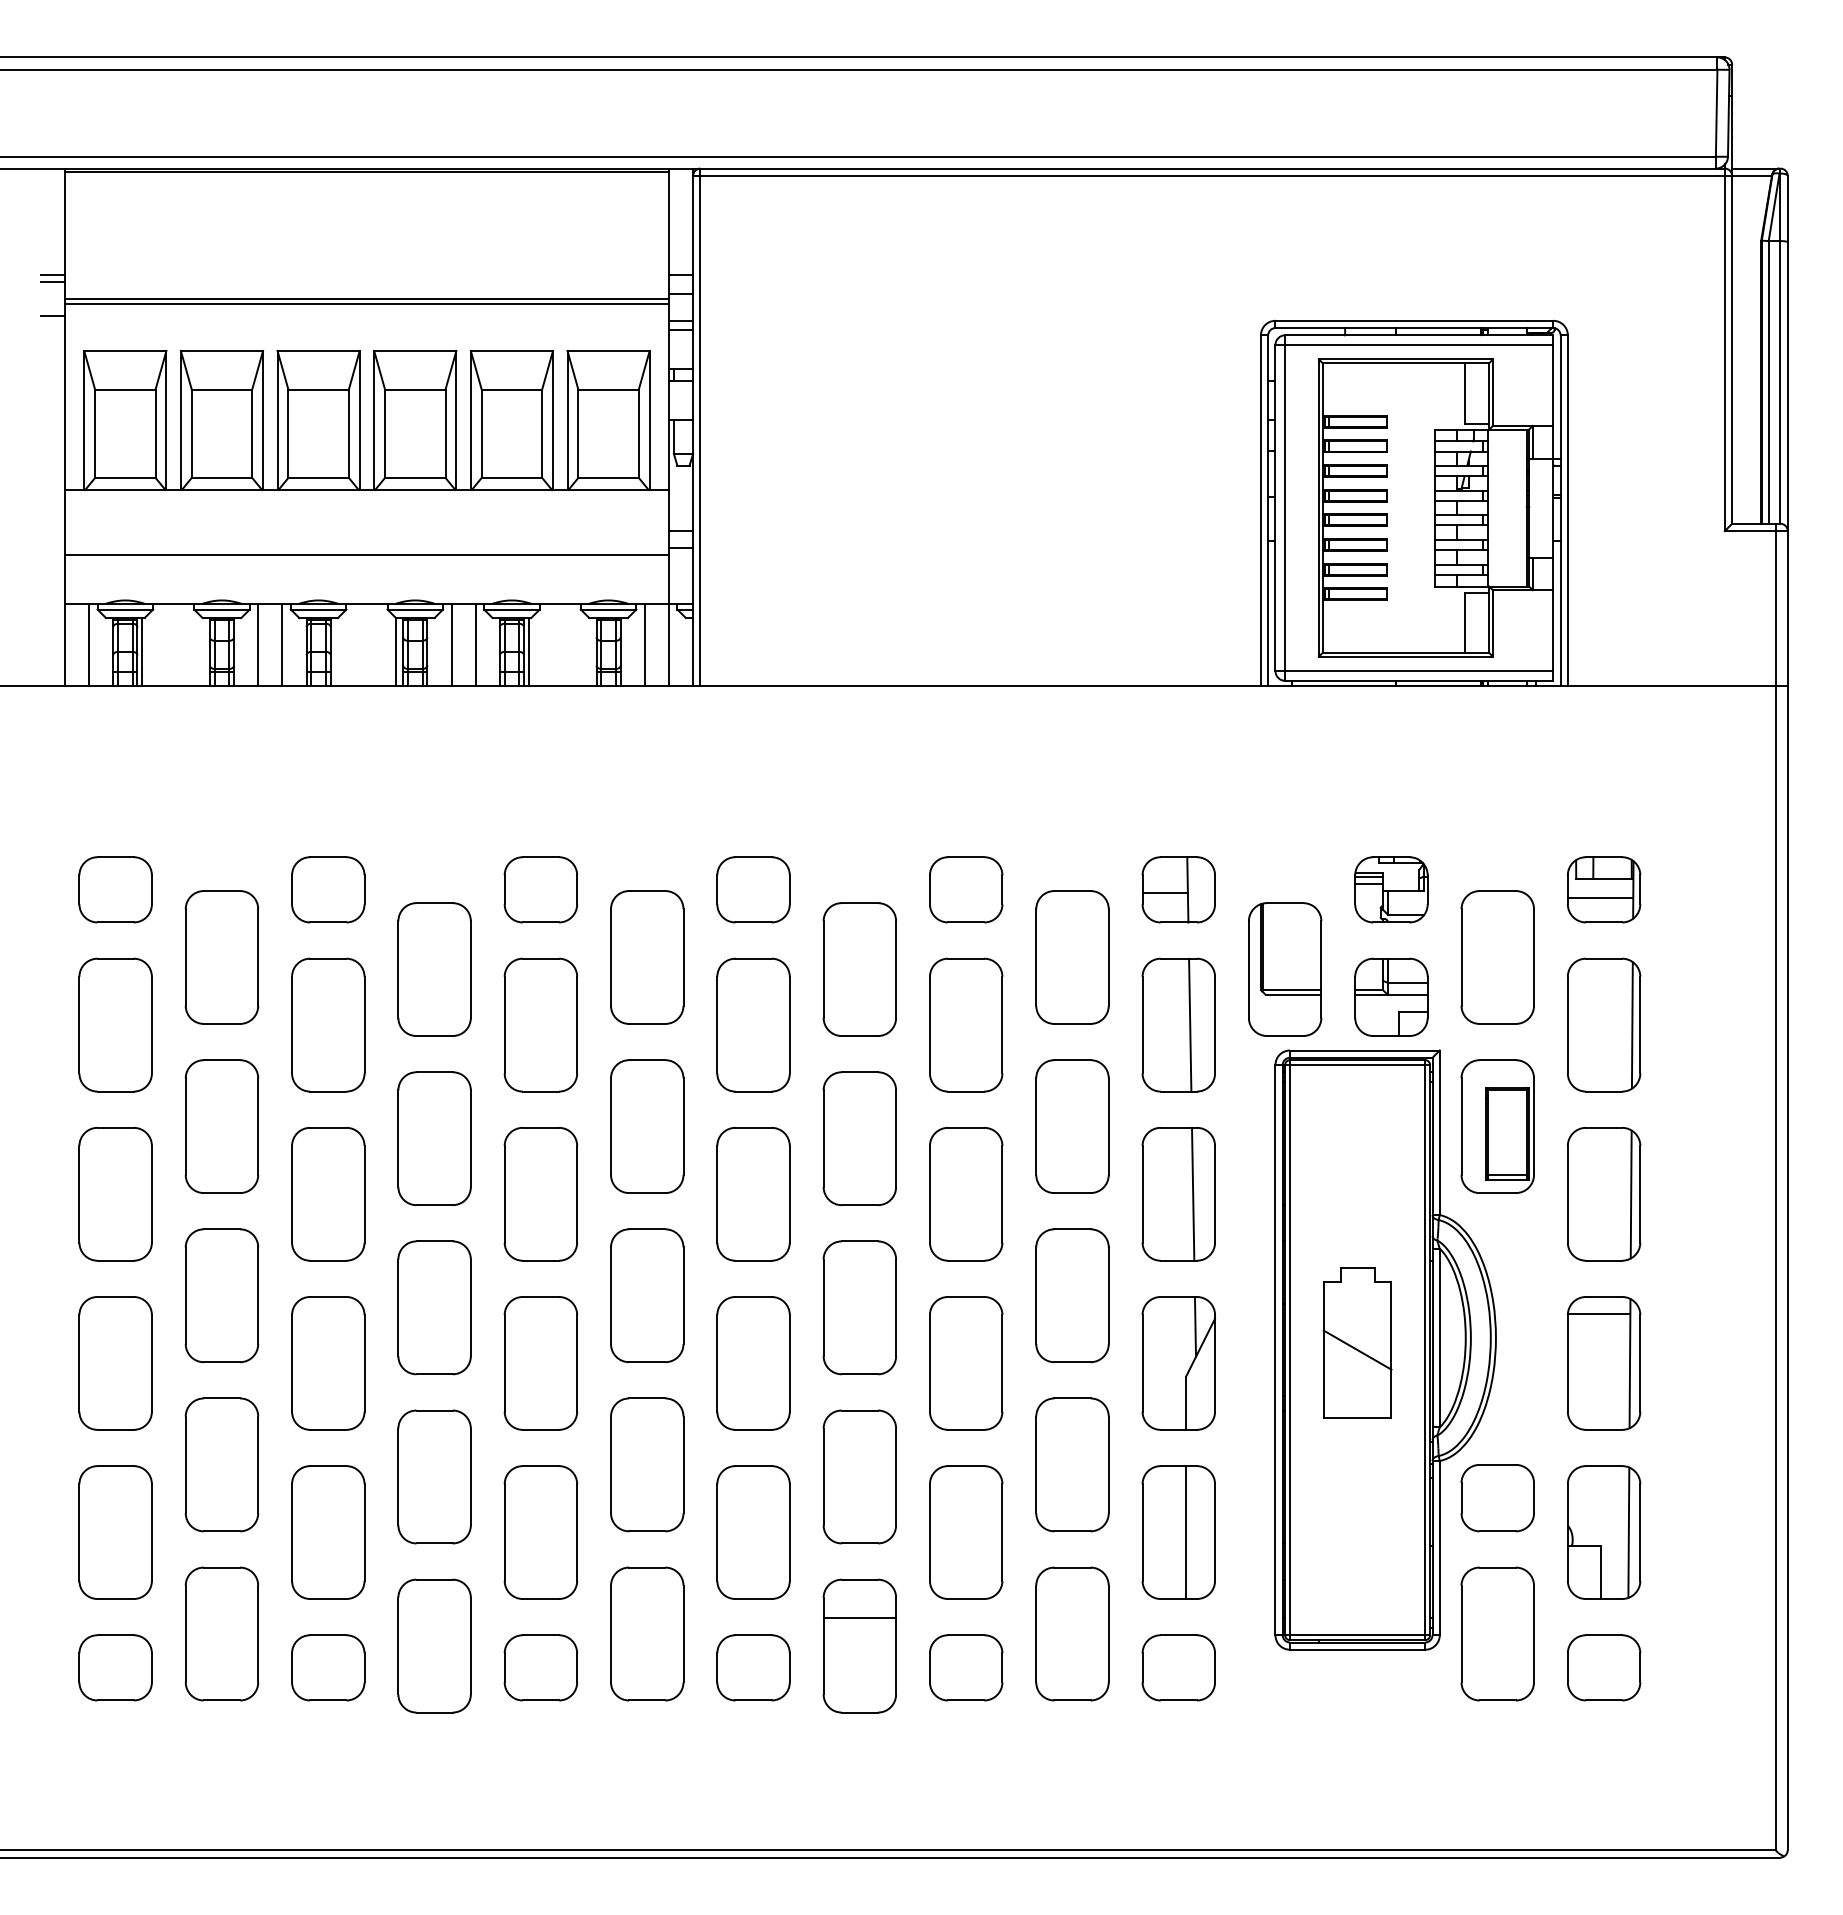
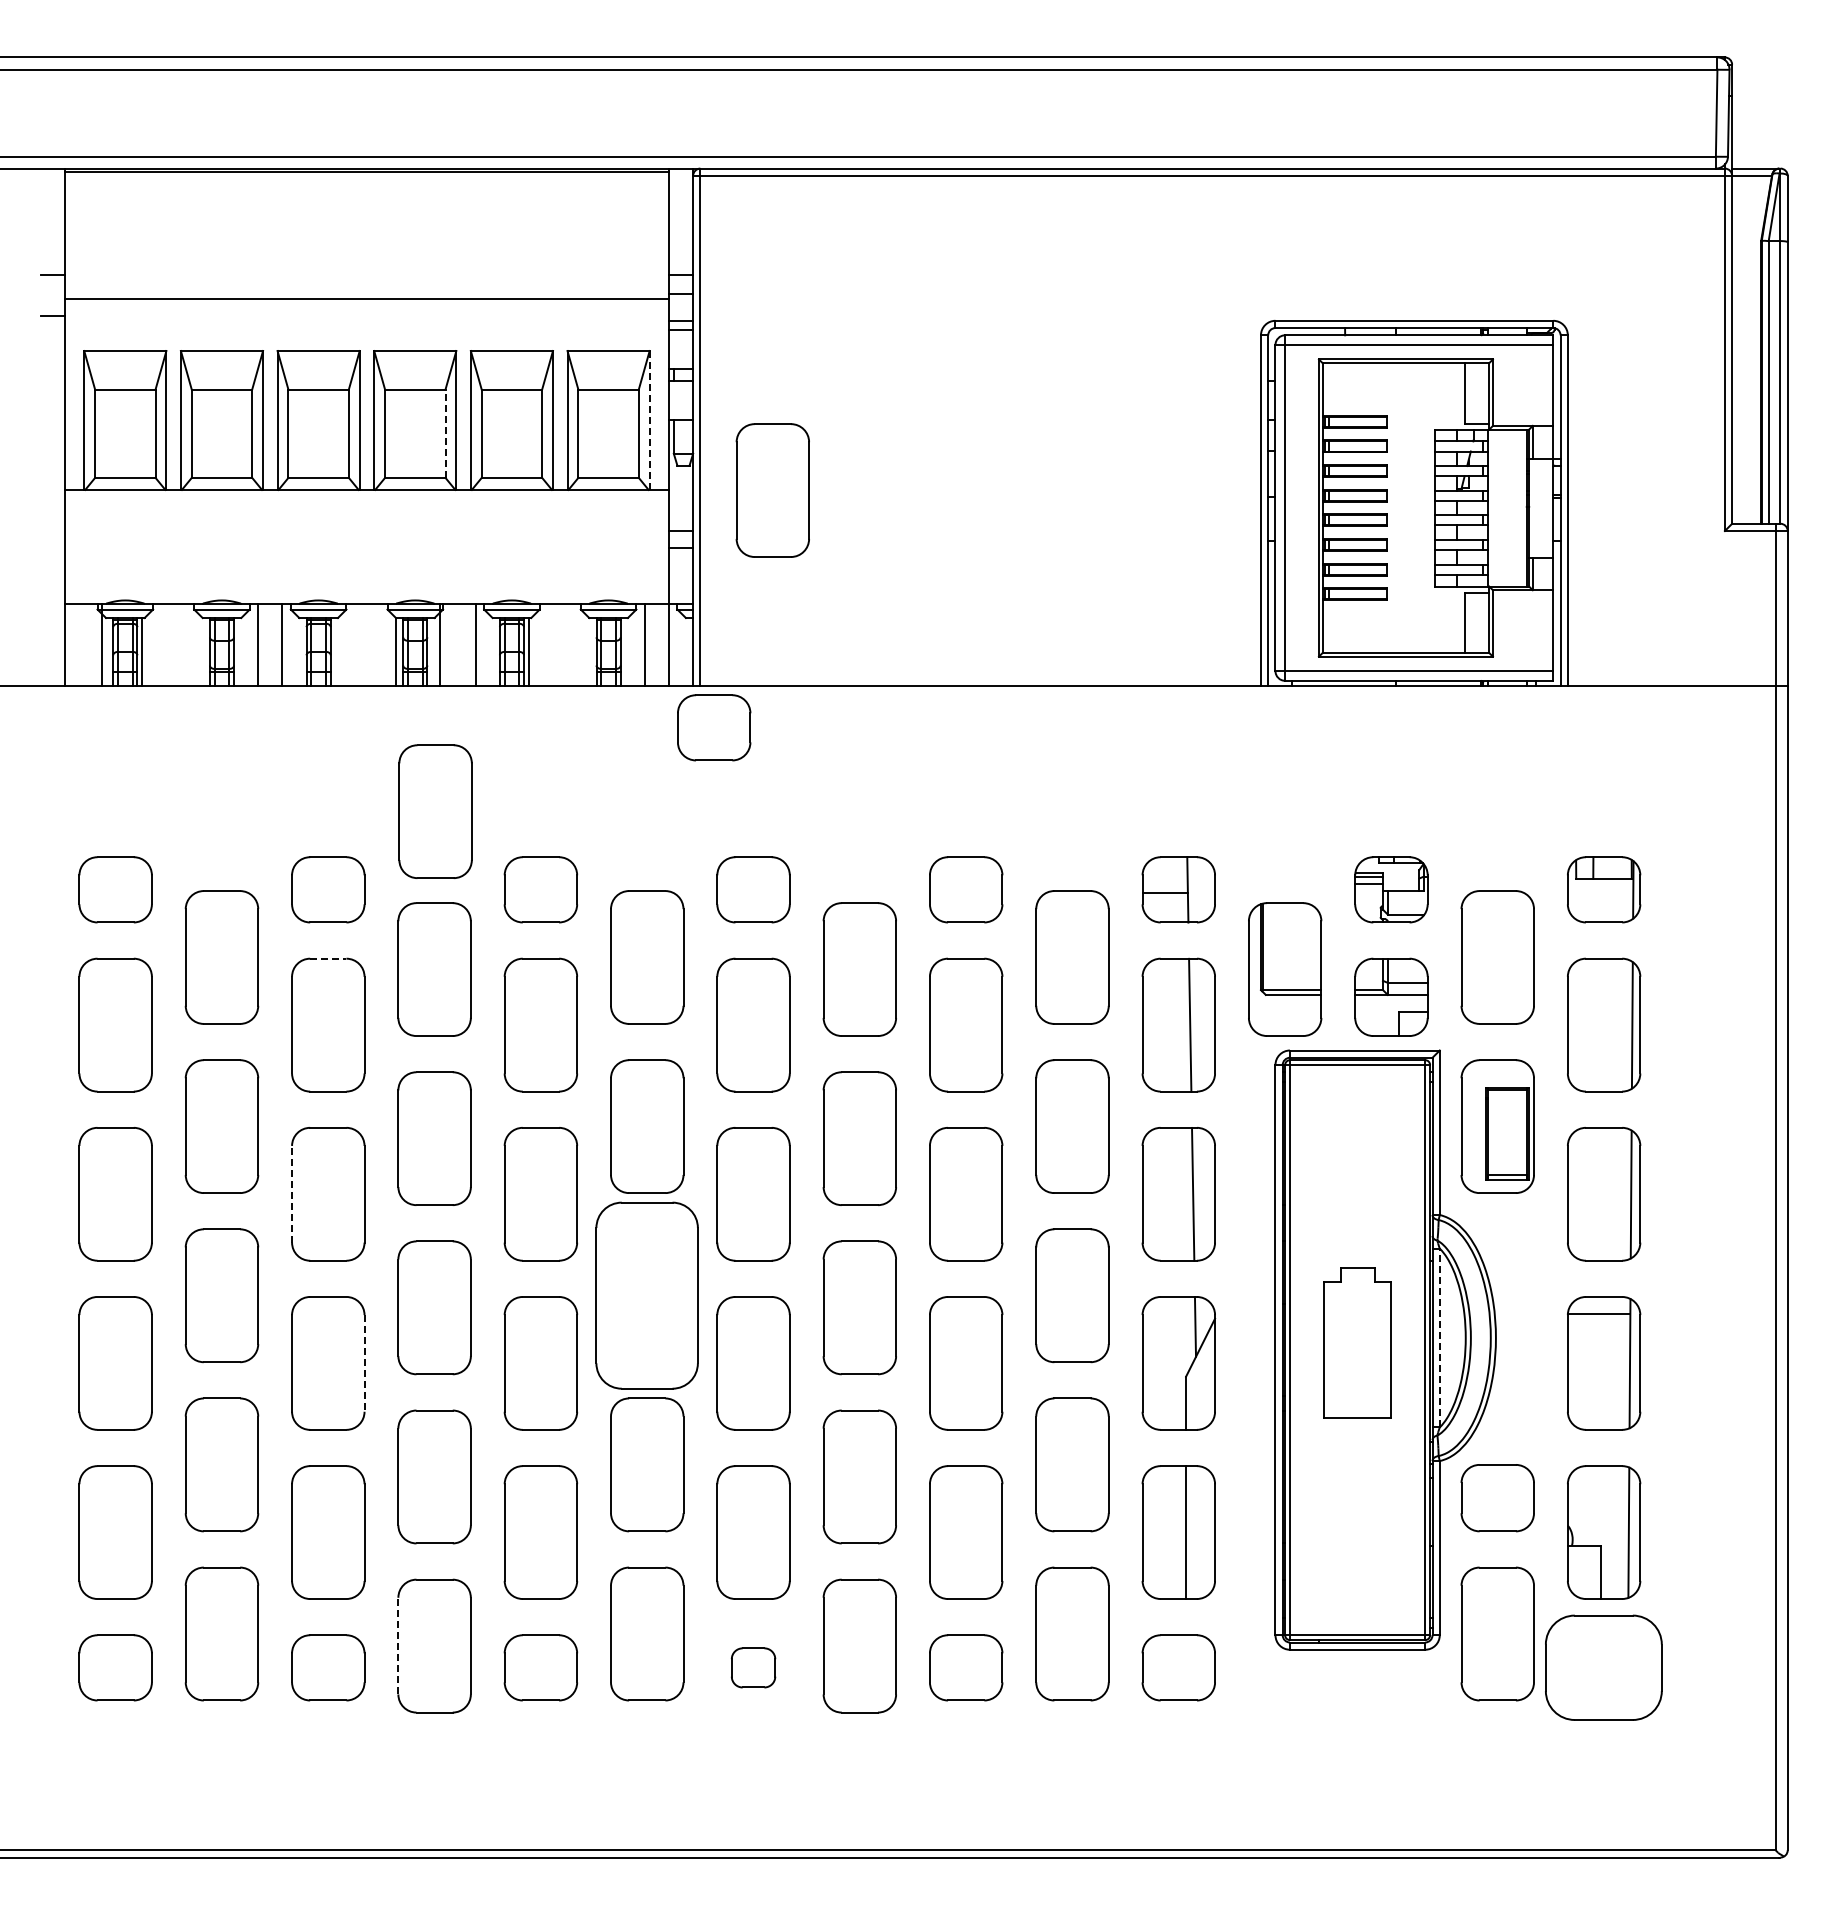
line: present -> none (52, 282)
line: present -> none (366, 303)
line: solid -> dashed (649, 419)
line: solid -> dashed (445, 433)
part: none -> present (772, 490)
line: present -> none (366, 555)
line position: (89, 644) -> (102, 644) (102, 644)
line position: (451, 644) -> (439, 644) (439, 644)
part: none -> present (714, 727)
part: none -> present (435, 811)
line: present -> none (1600, 898)
line: solid -> dashed (328, 958)
line: solid -> dashed (292, 1193)
part size: 75x136 px -> 104x189 px (646, 1295)
line: solid -> dashed (1439, 1337)
line: present -> none (1357, 1349)
line: solid -> dashed (364, 1363)
line: present -> none (859, 1618)
line: solid -> dashed (398, 1645)
part size: 75x68 px -> 47x42 px (753, 1667)
part size: 75x68 px -> 118x107 px (1603, 1667)
